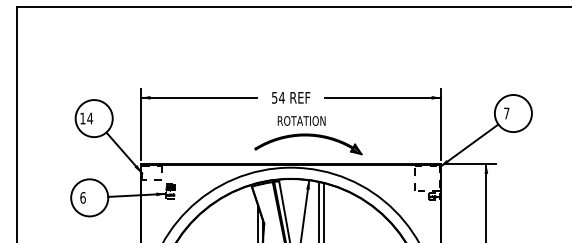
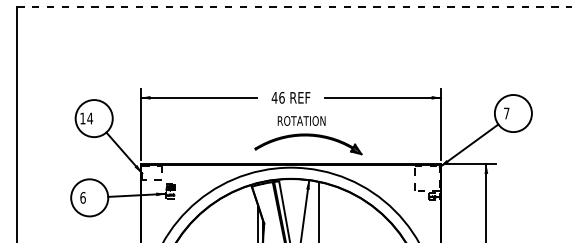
line: solid -> dashed (294, 7)
text: 54 -> 46 (277, 97)
line: present -> none (324, 211)
